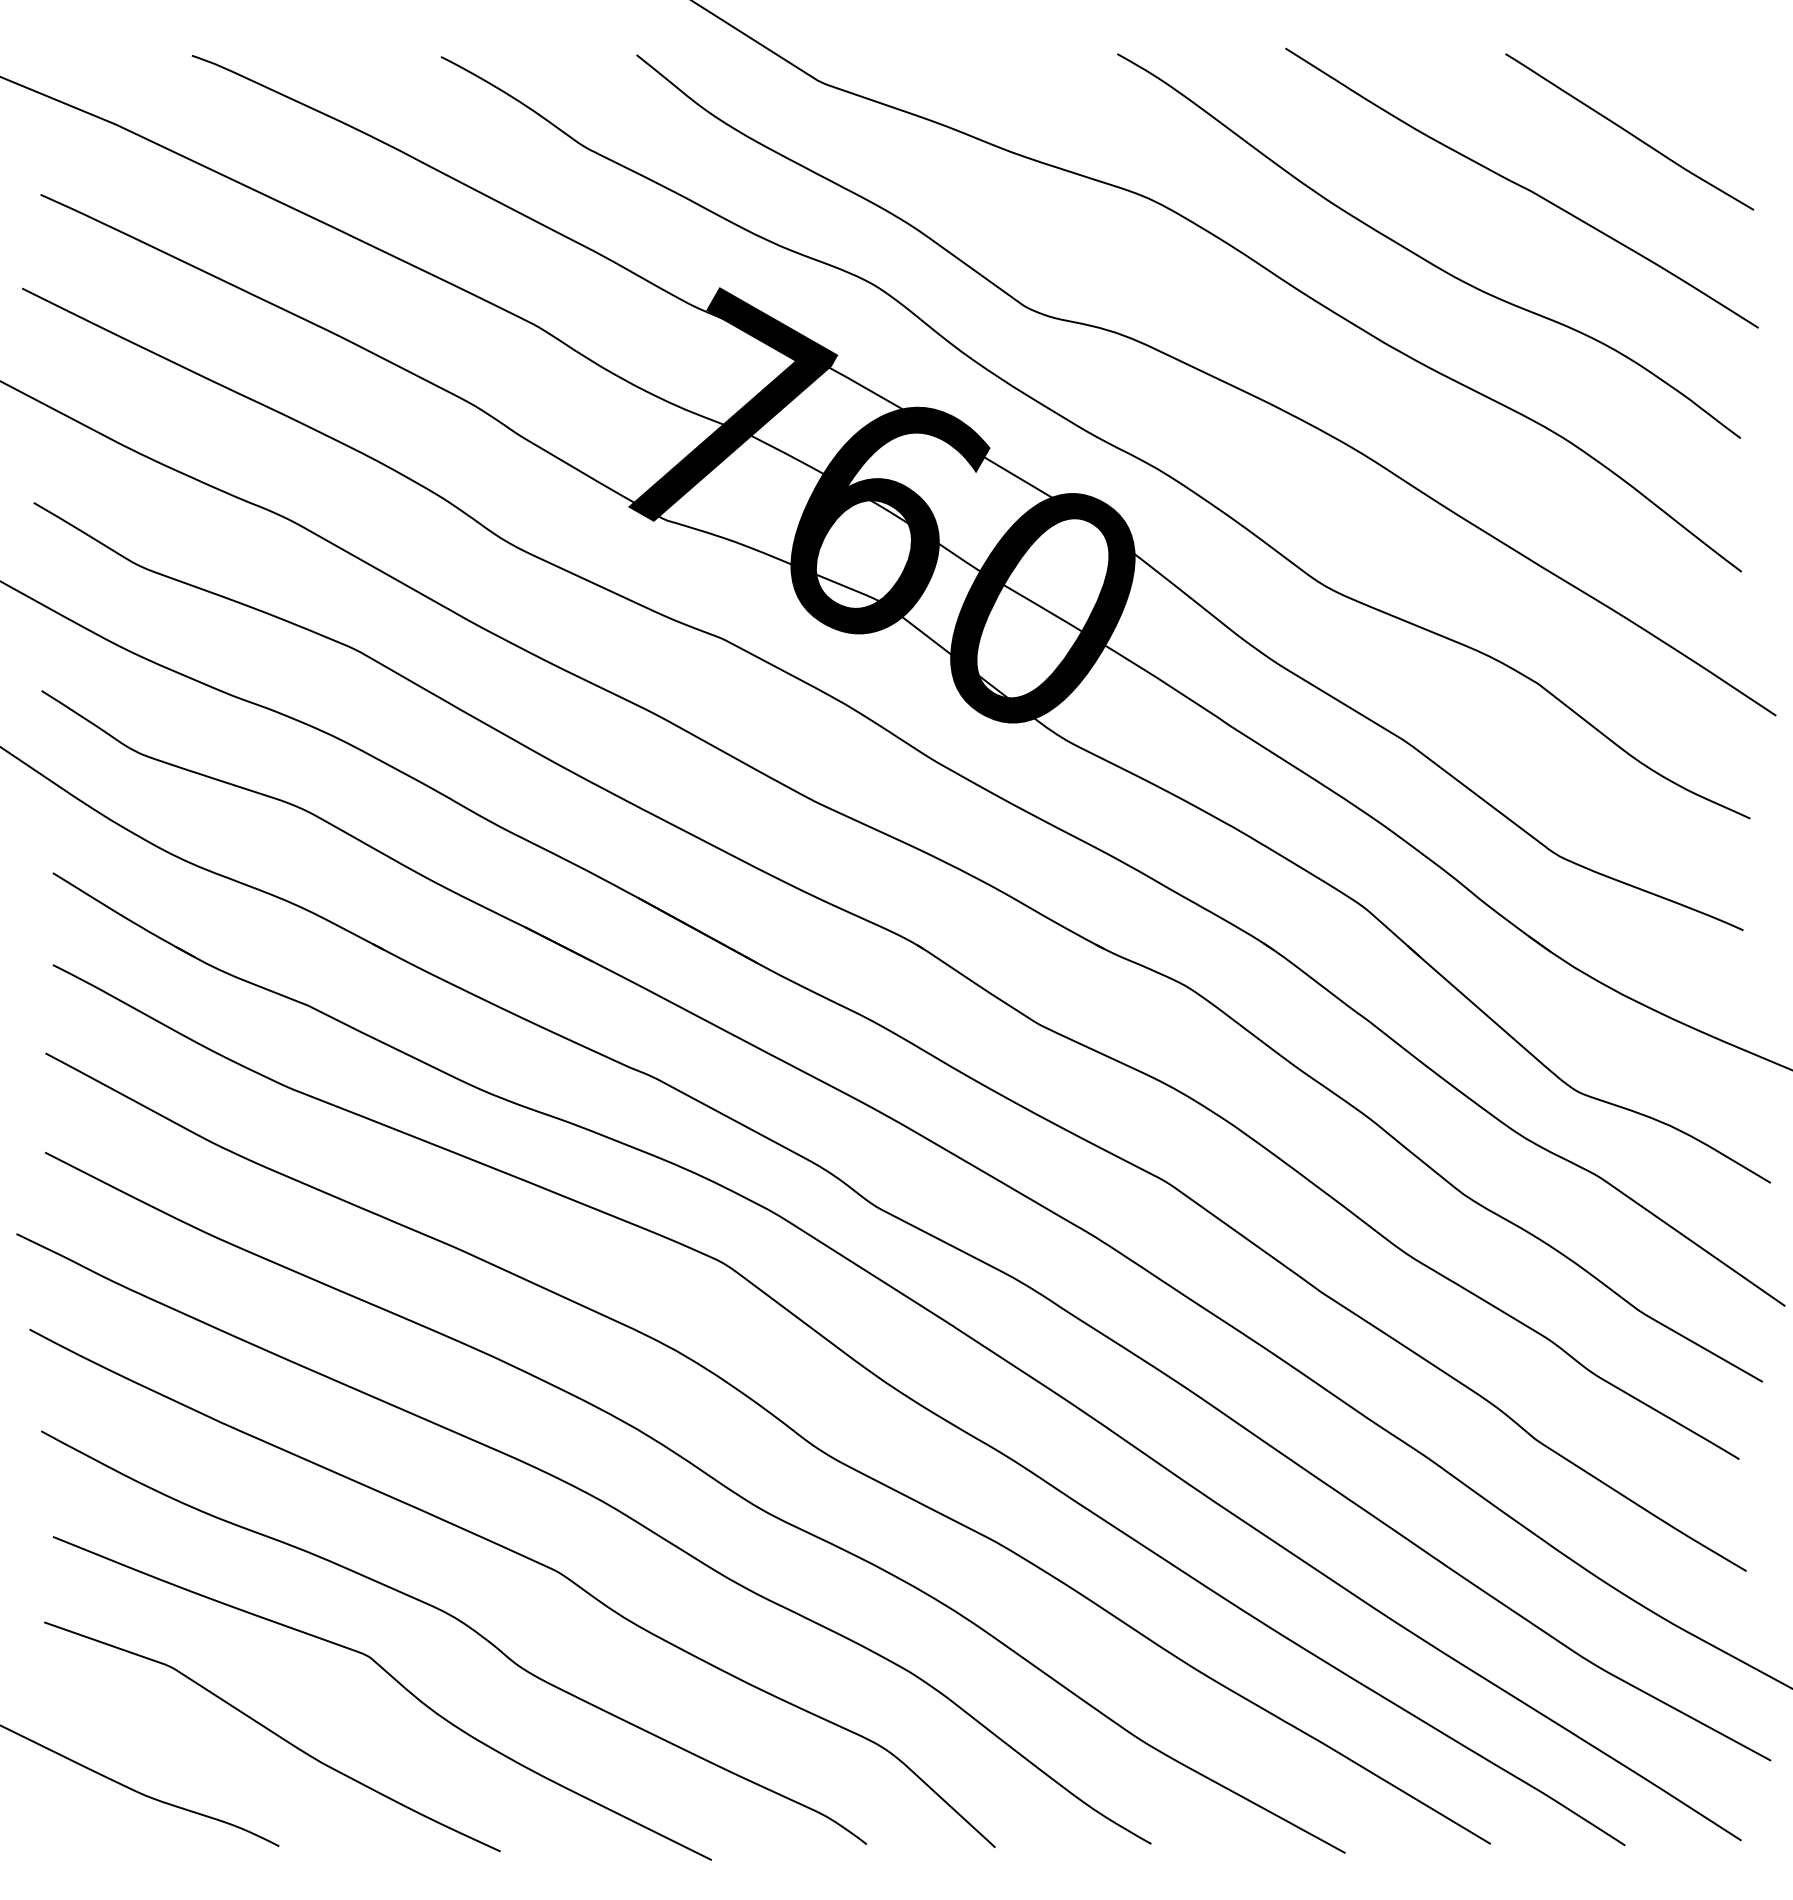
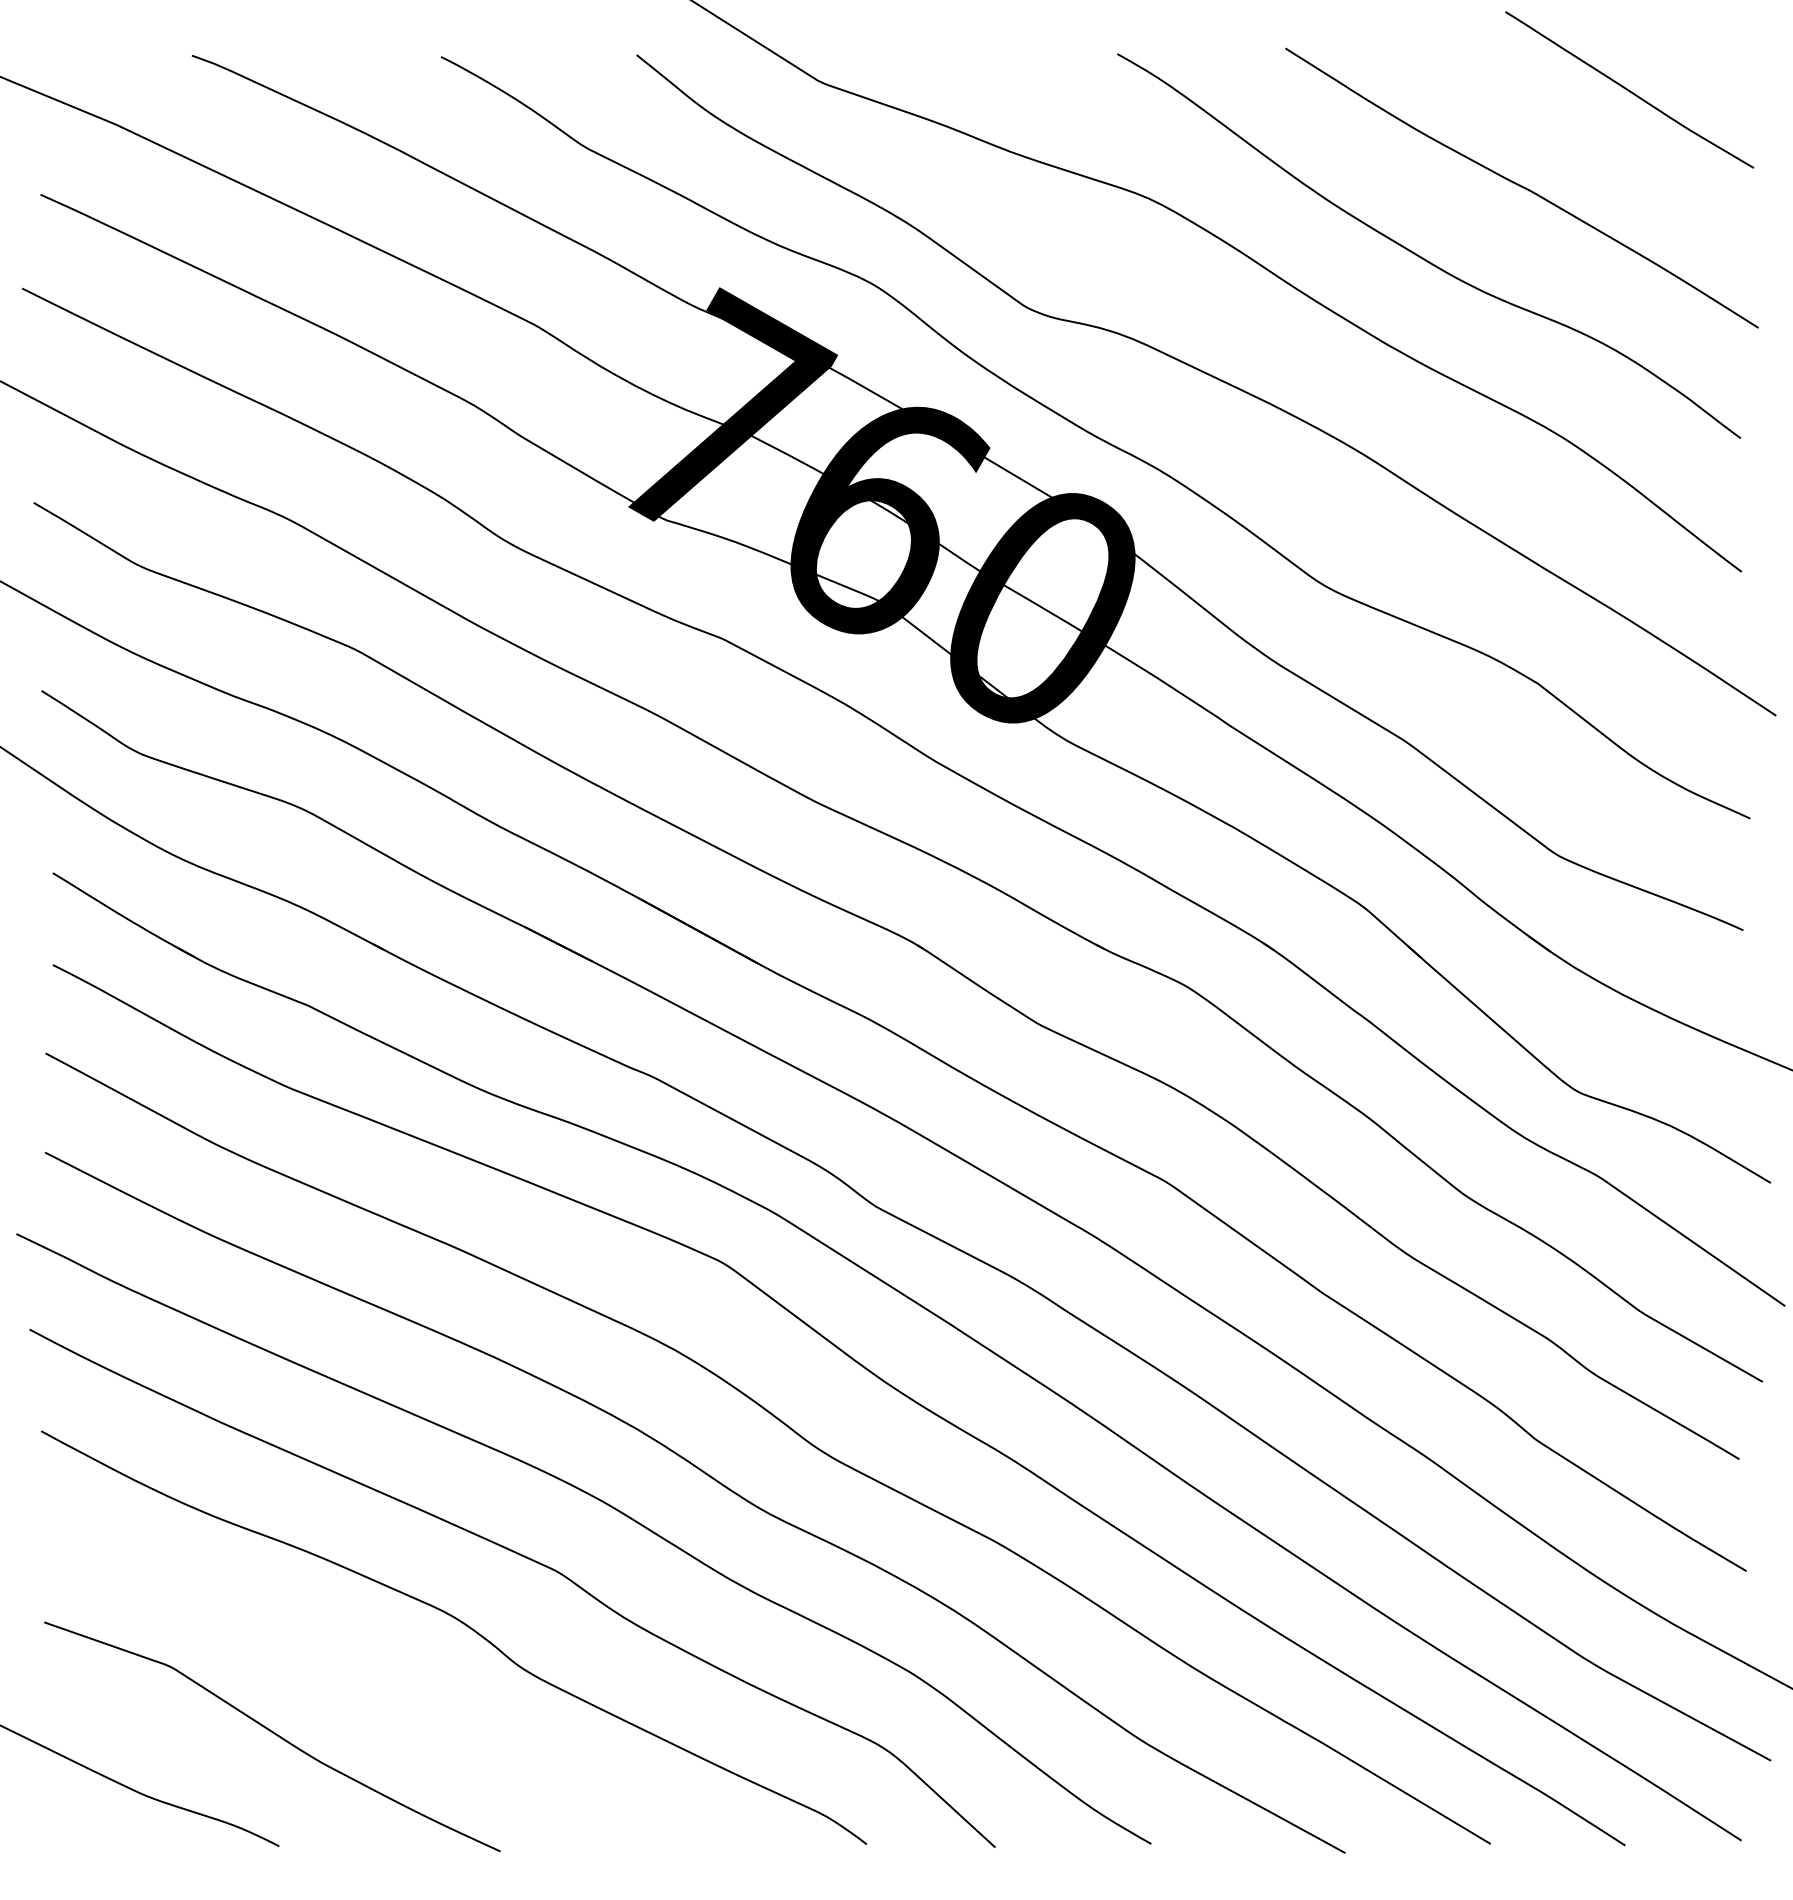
curve position: (1628, 131) -> (1628, 89) (1628, 89)
curve: present -> none (394, 1680)
